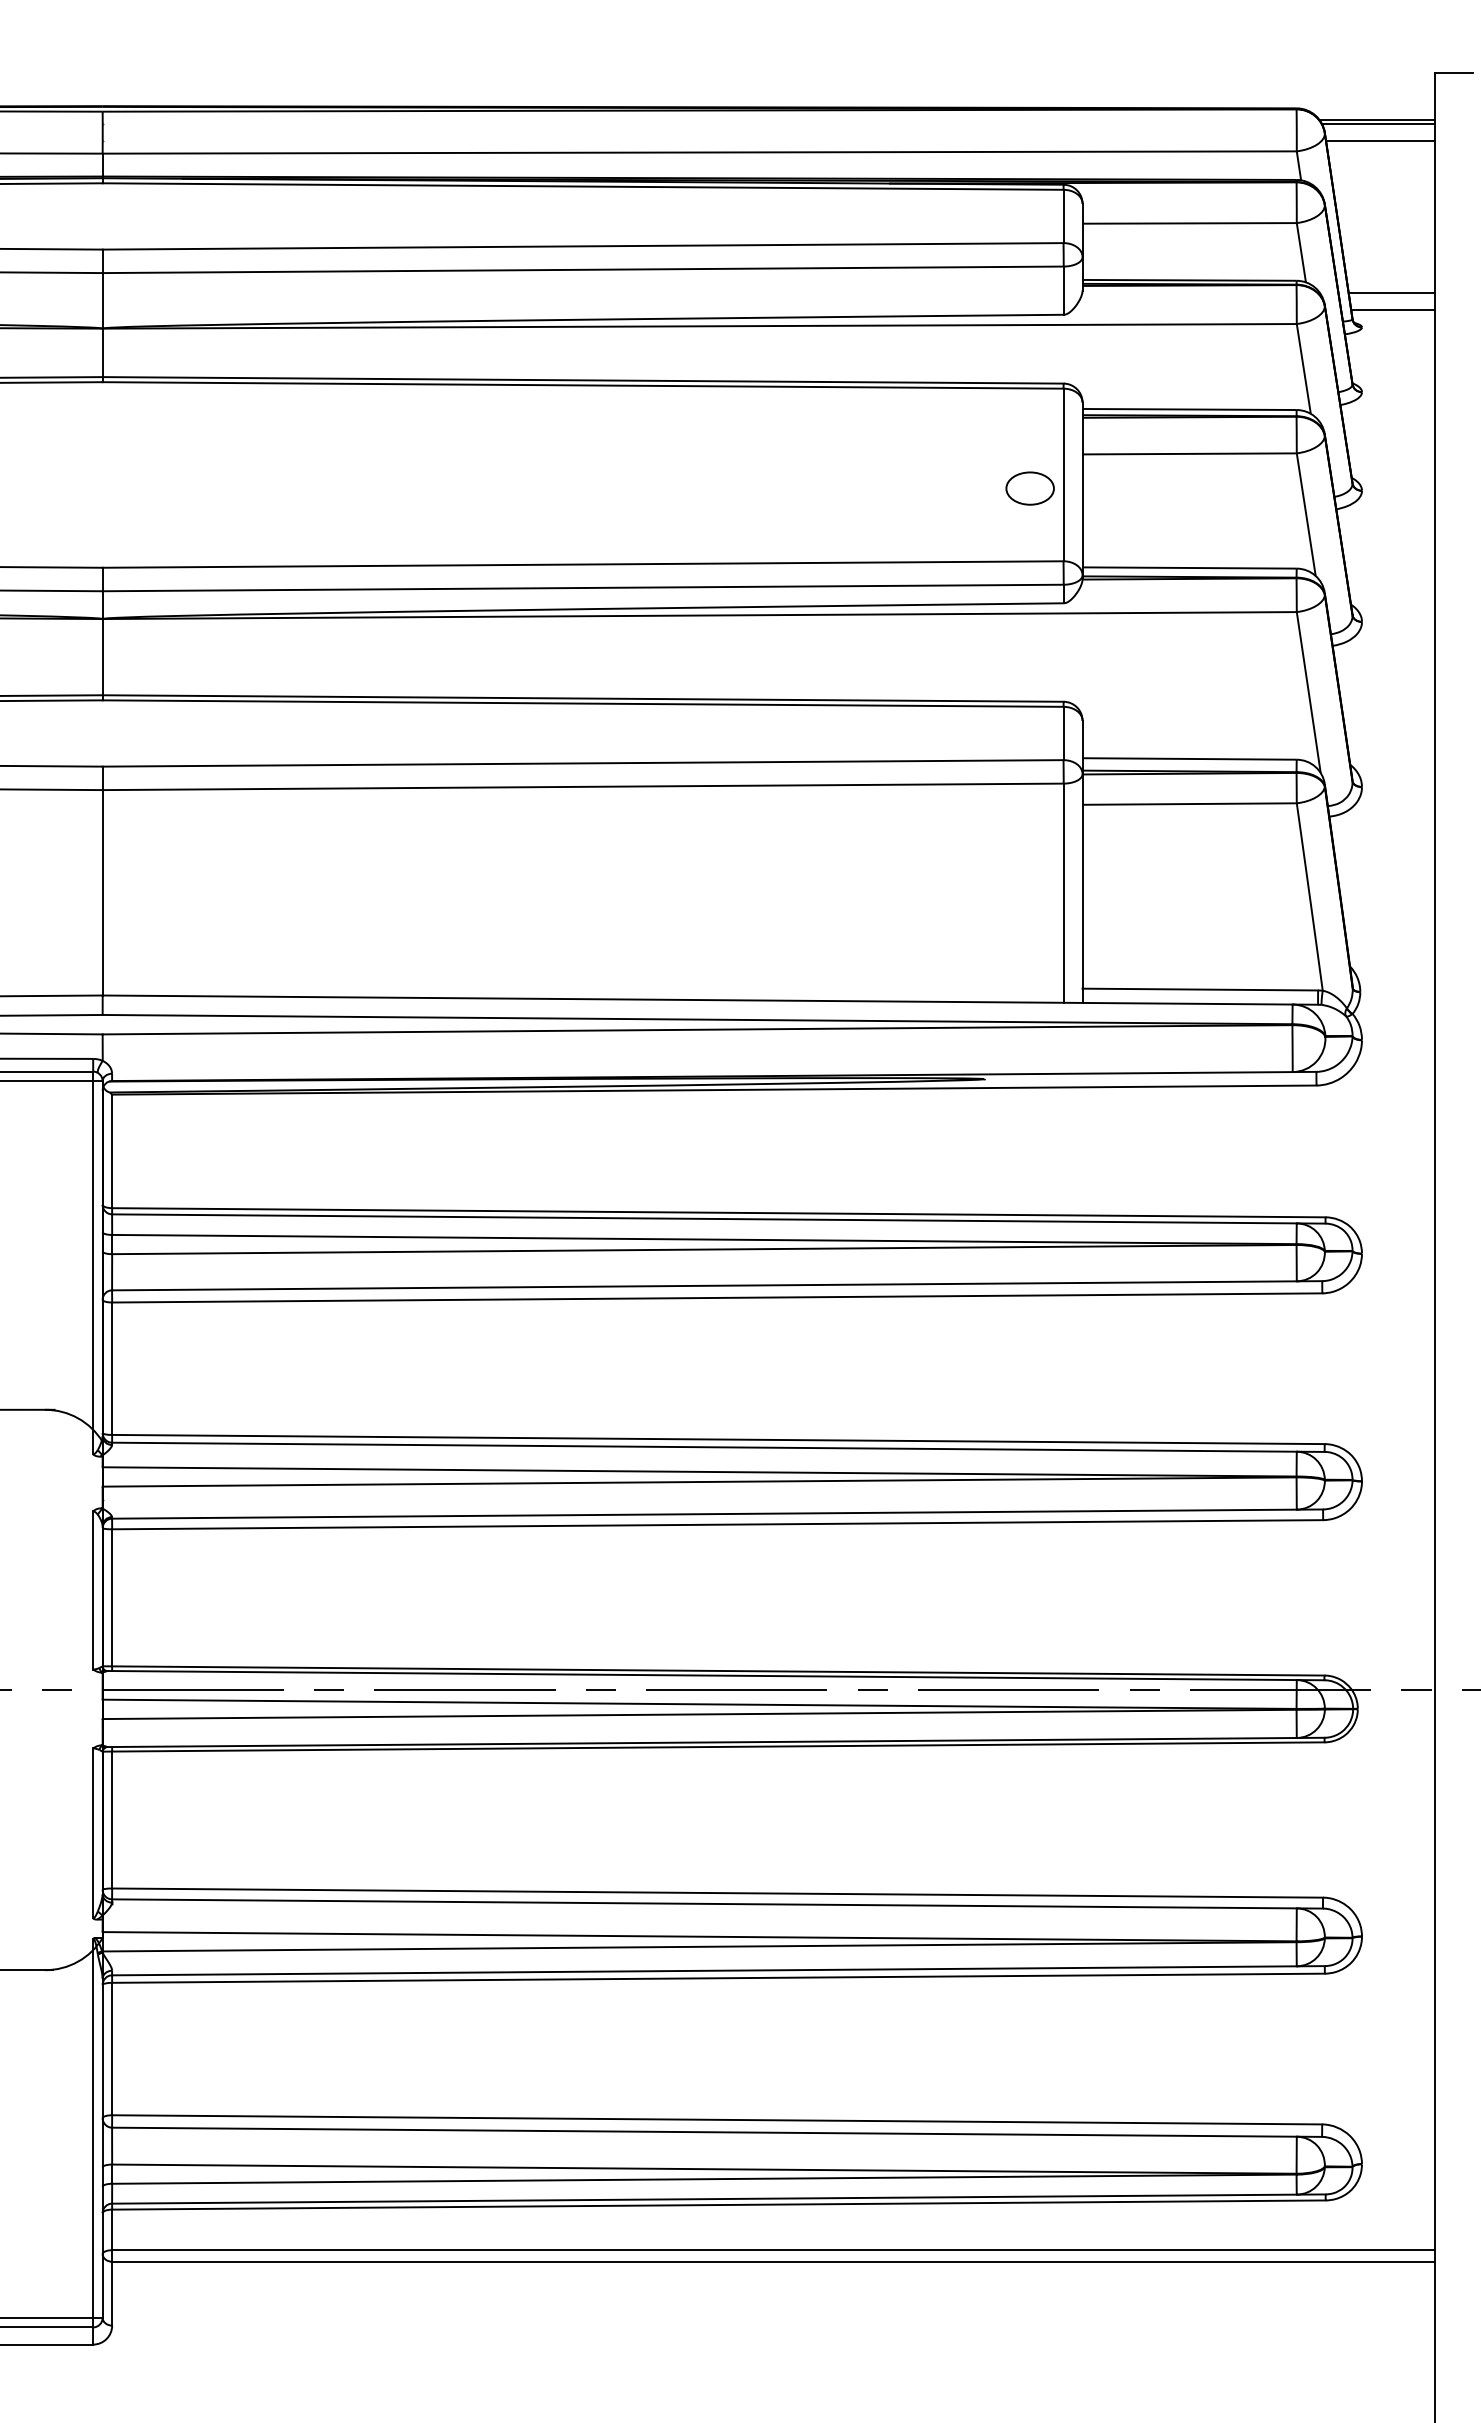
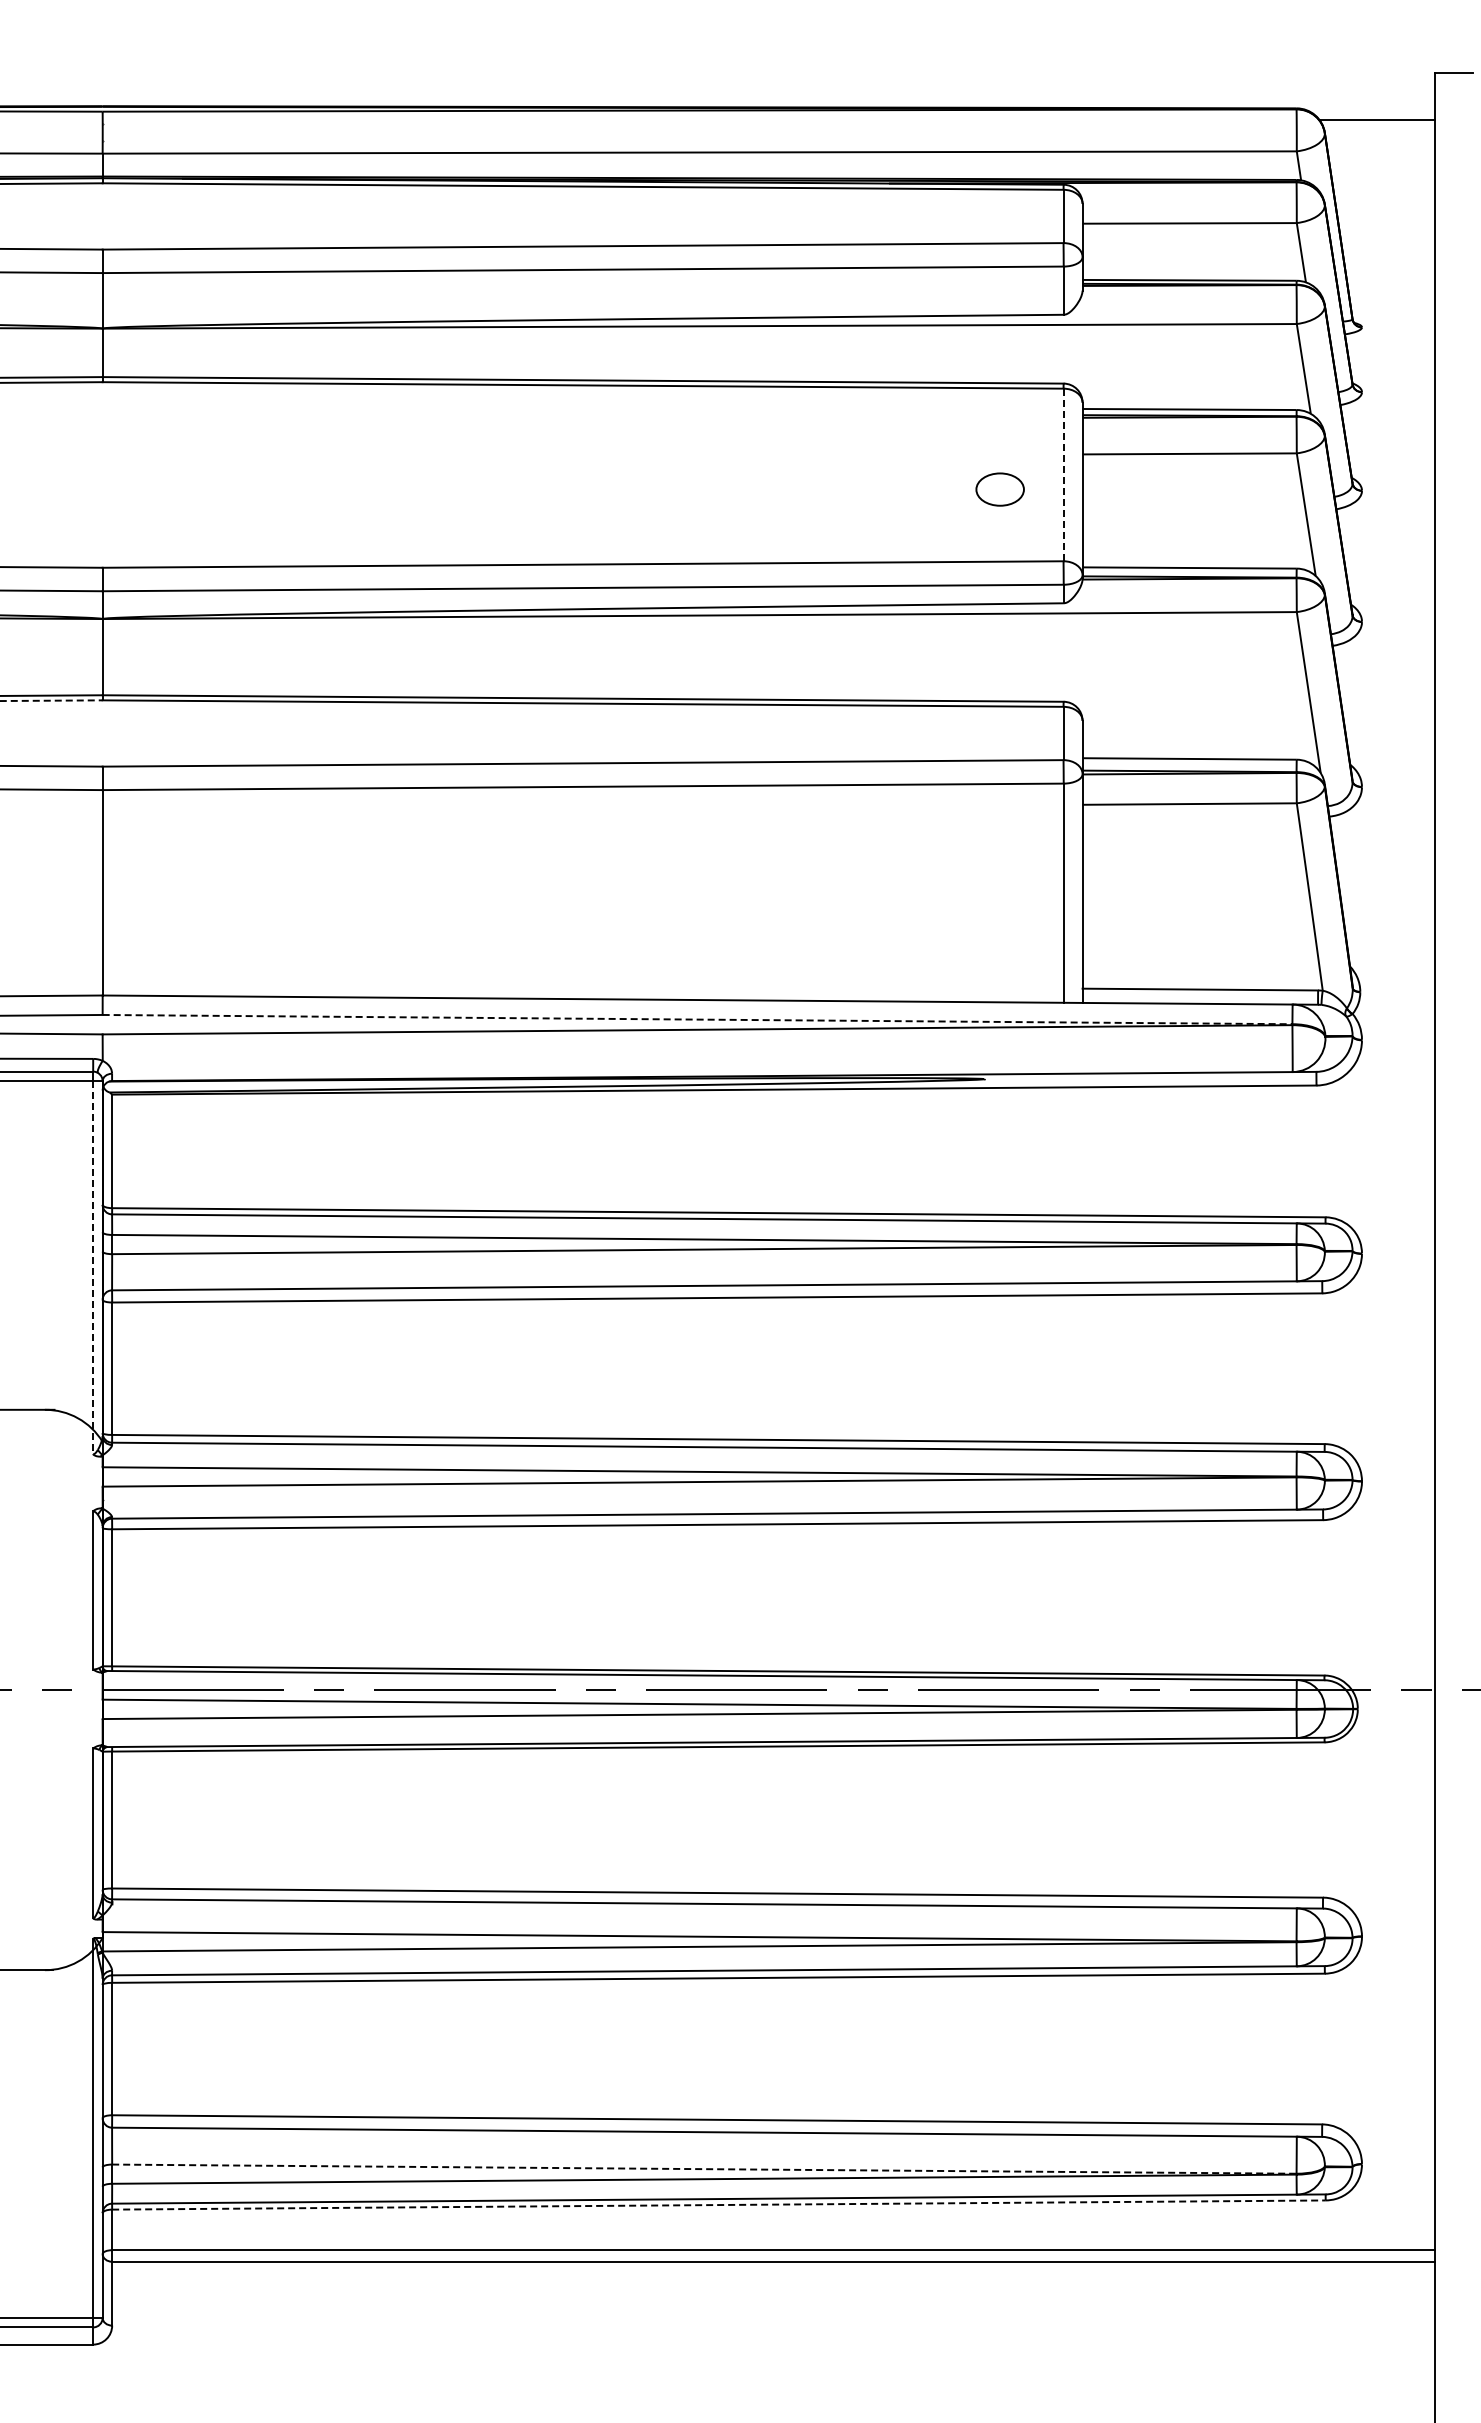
line: present -> none (1378, 123)
line: present -> none (1380, 140)
line: present -> none (1391, 293)
line: present -> none (1392, 310)
line: solid -> dashed (1063, 475)
part position: (1029, 488) -> (999, 489) (999, 489)
line: solid -> dashed (51, 700)
line: solid -> dashed (697, 1019)
line: solid -> dashed (93, 1267)
line: solid -> dashed (704, 2169)
line: solid -> dashed (718, 2205)
